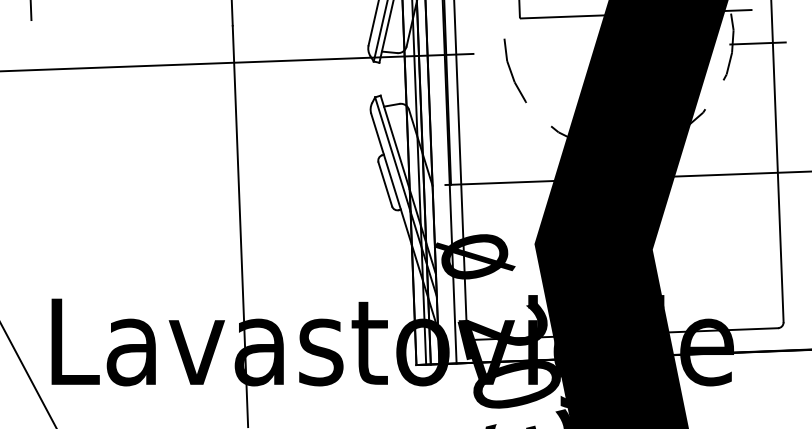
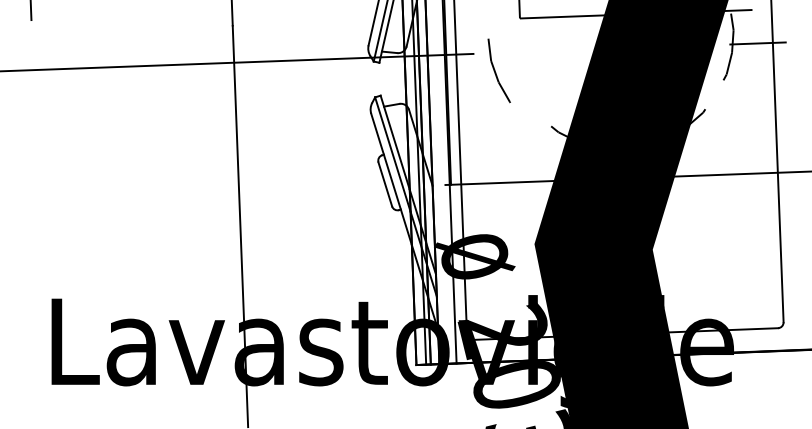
part position: (514, 70) -> (498, 70) (498, 70)
line: present -> none (28, 375)
